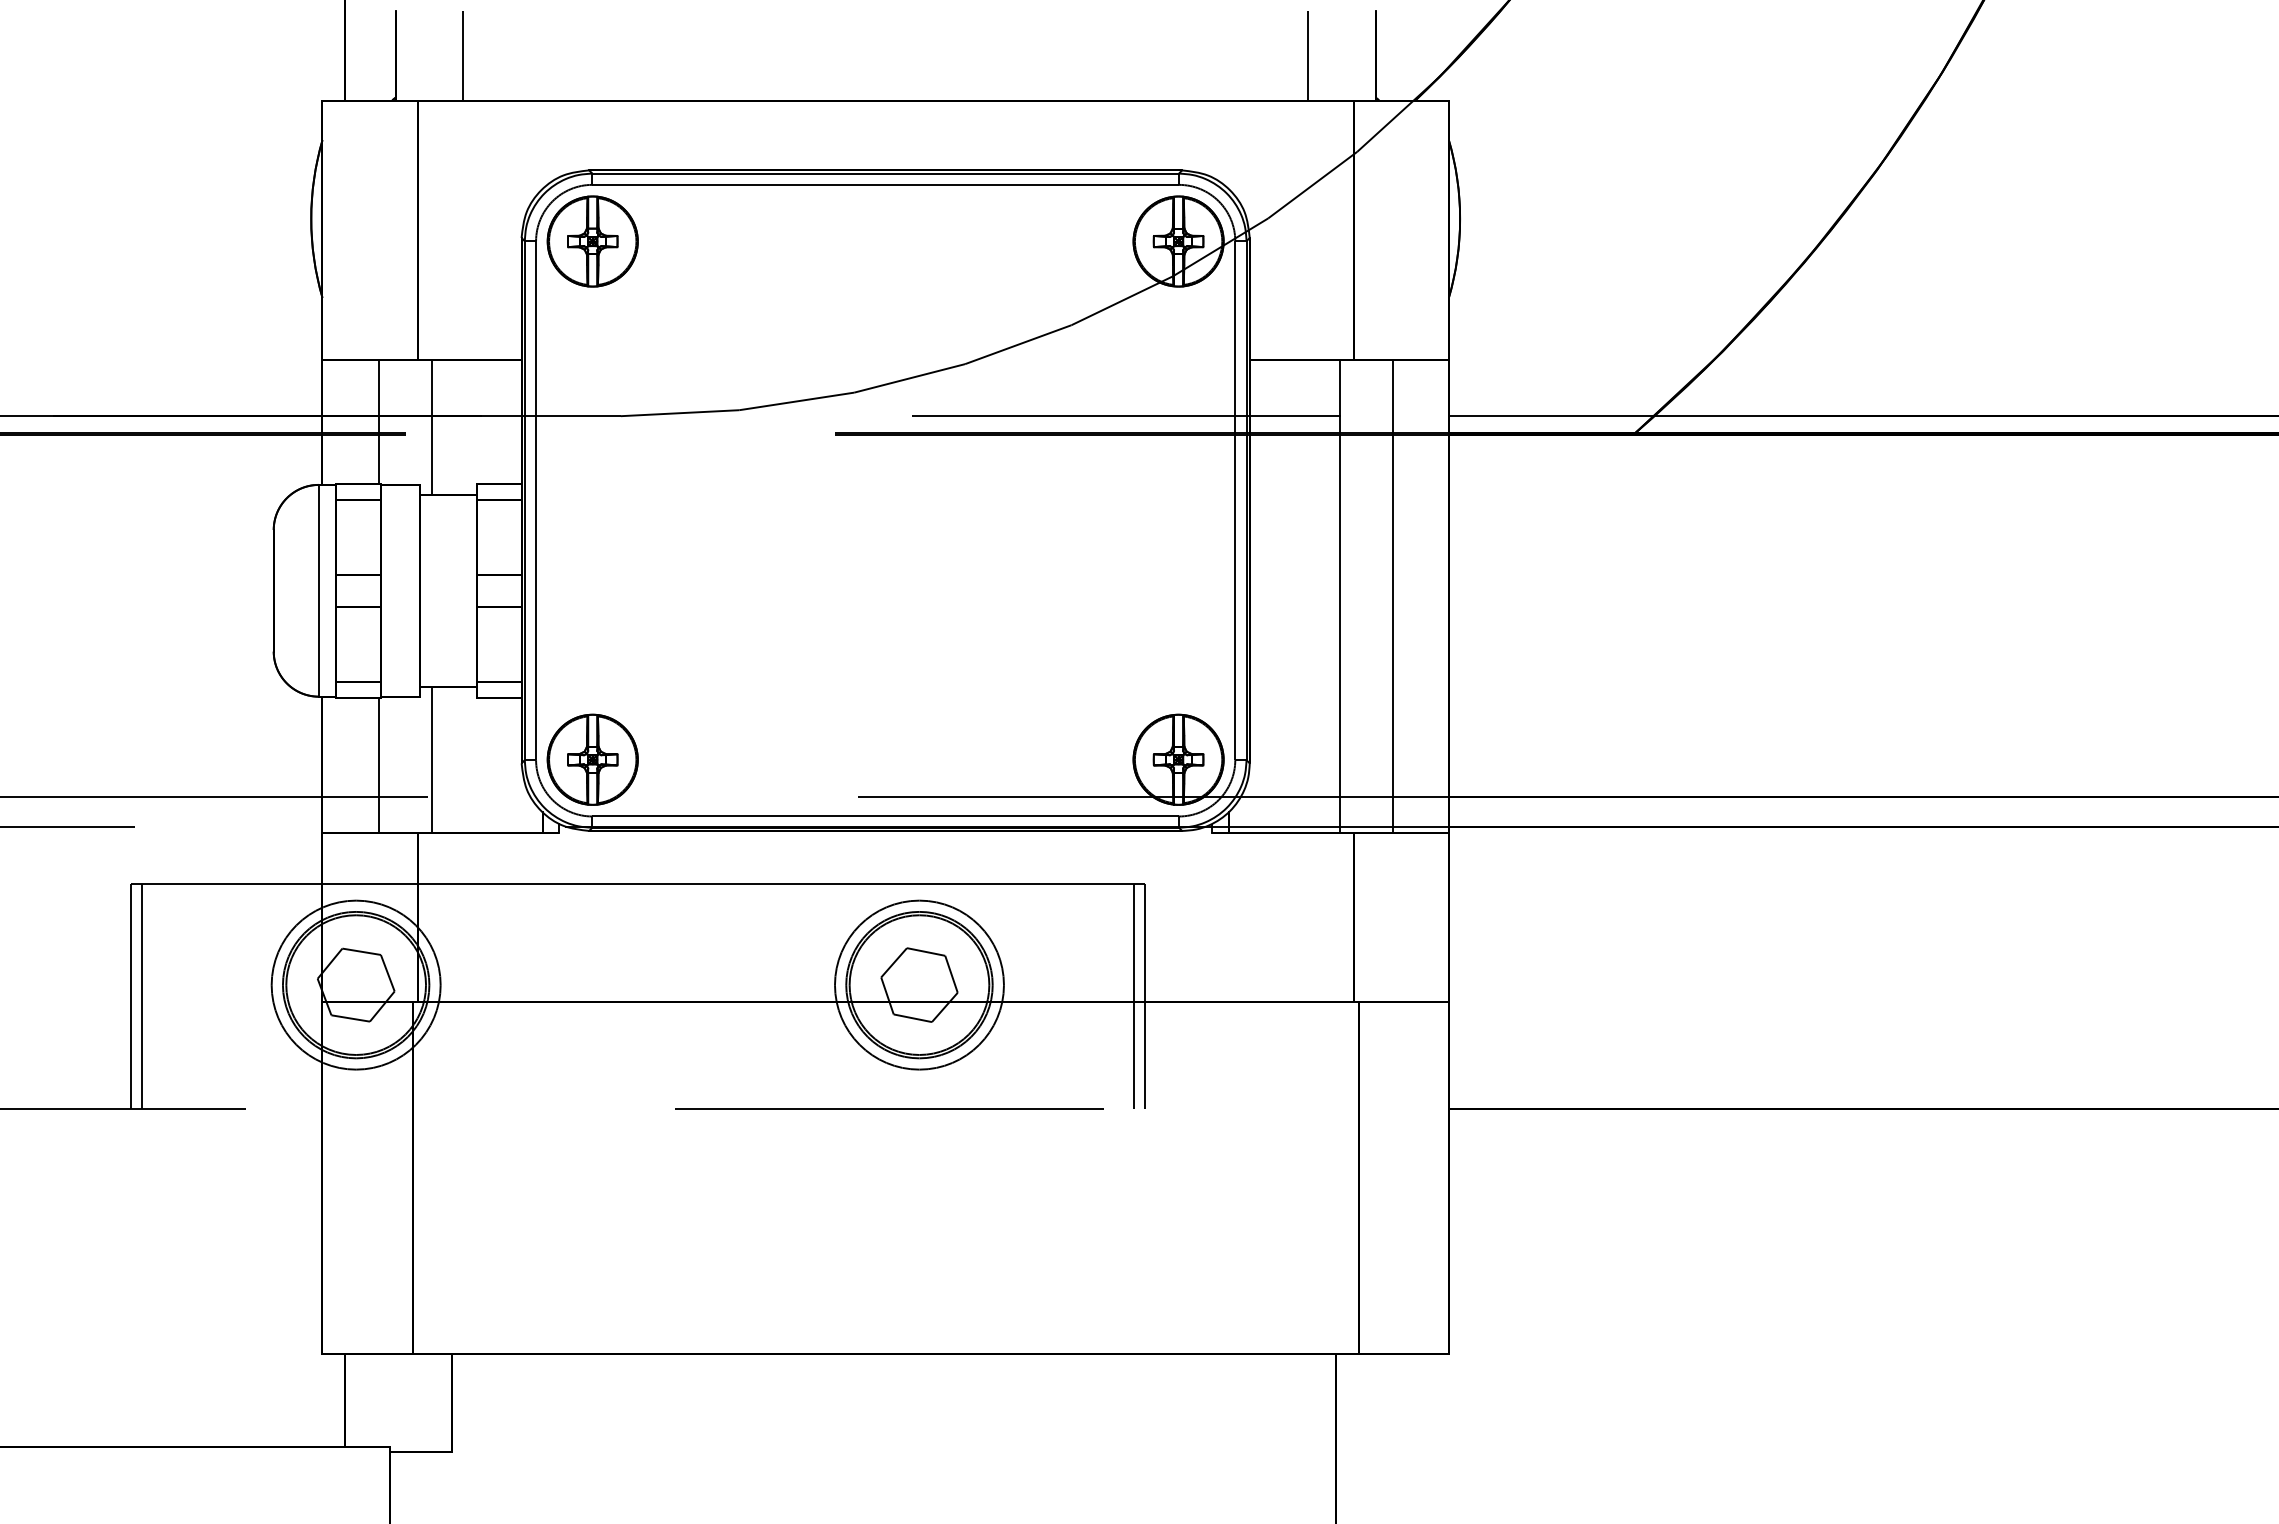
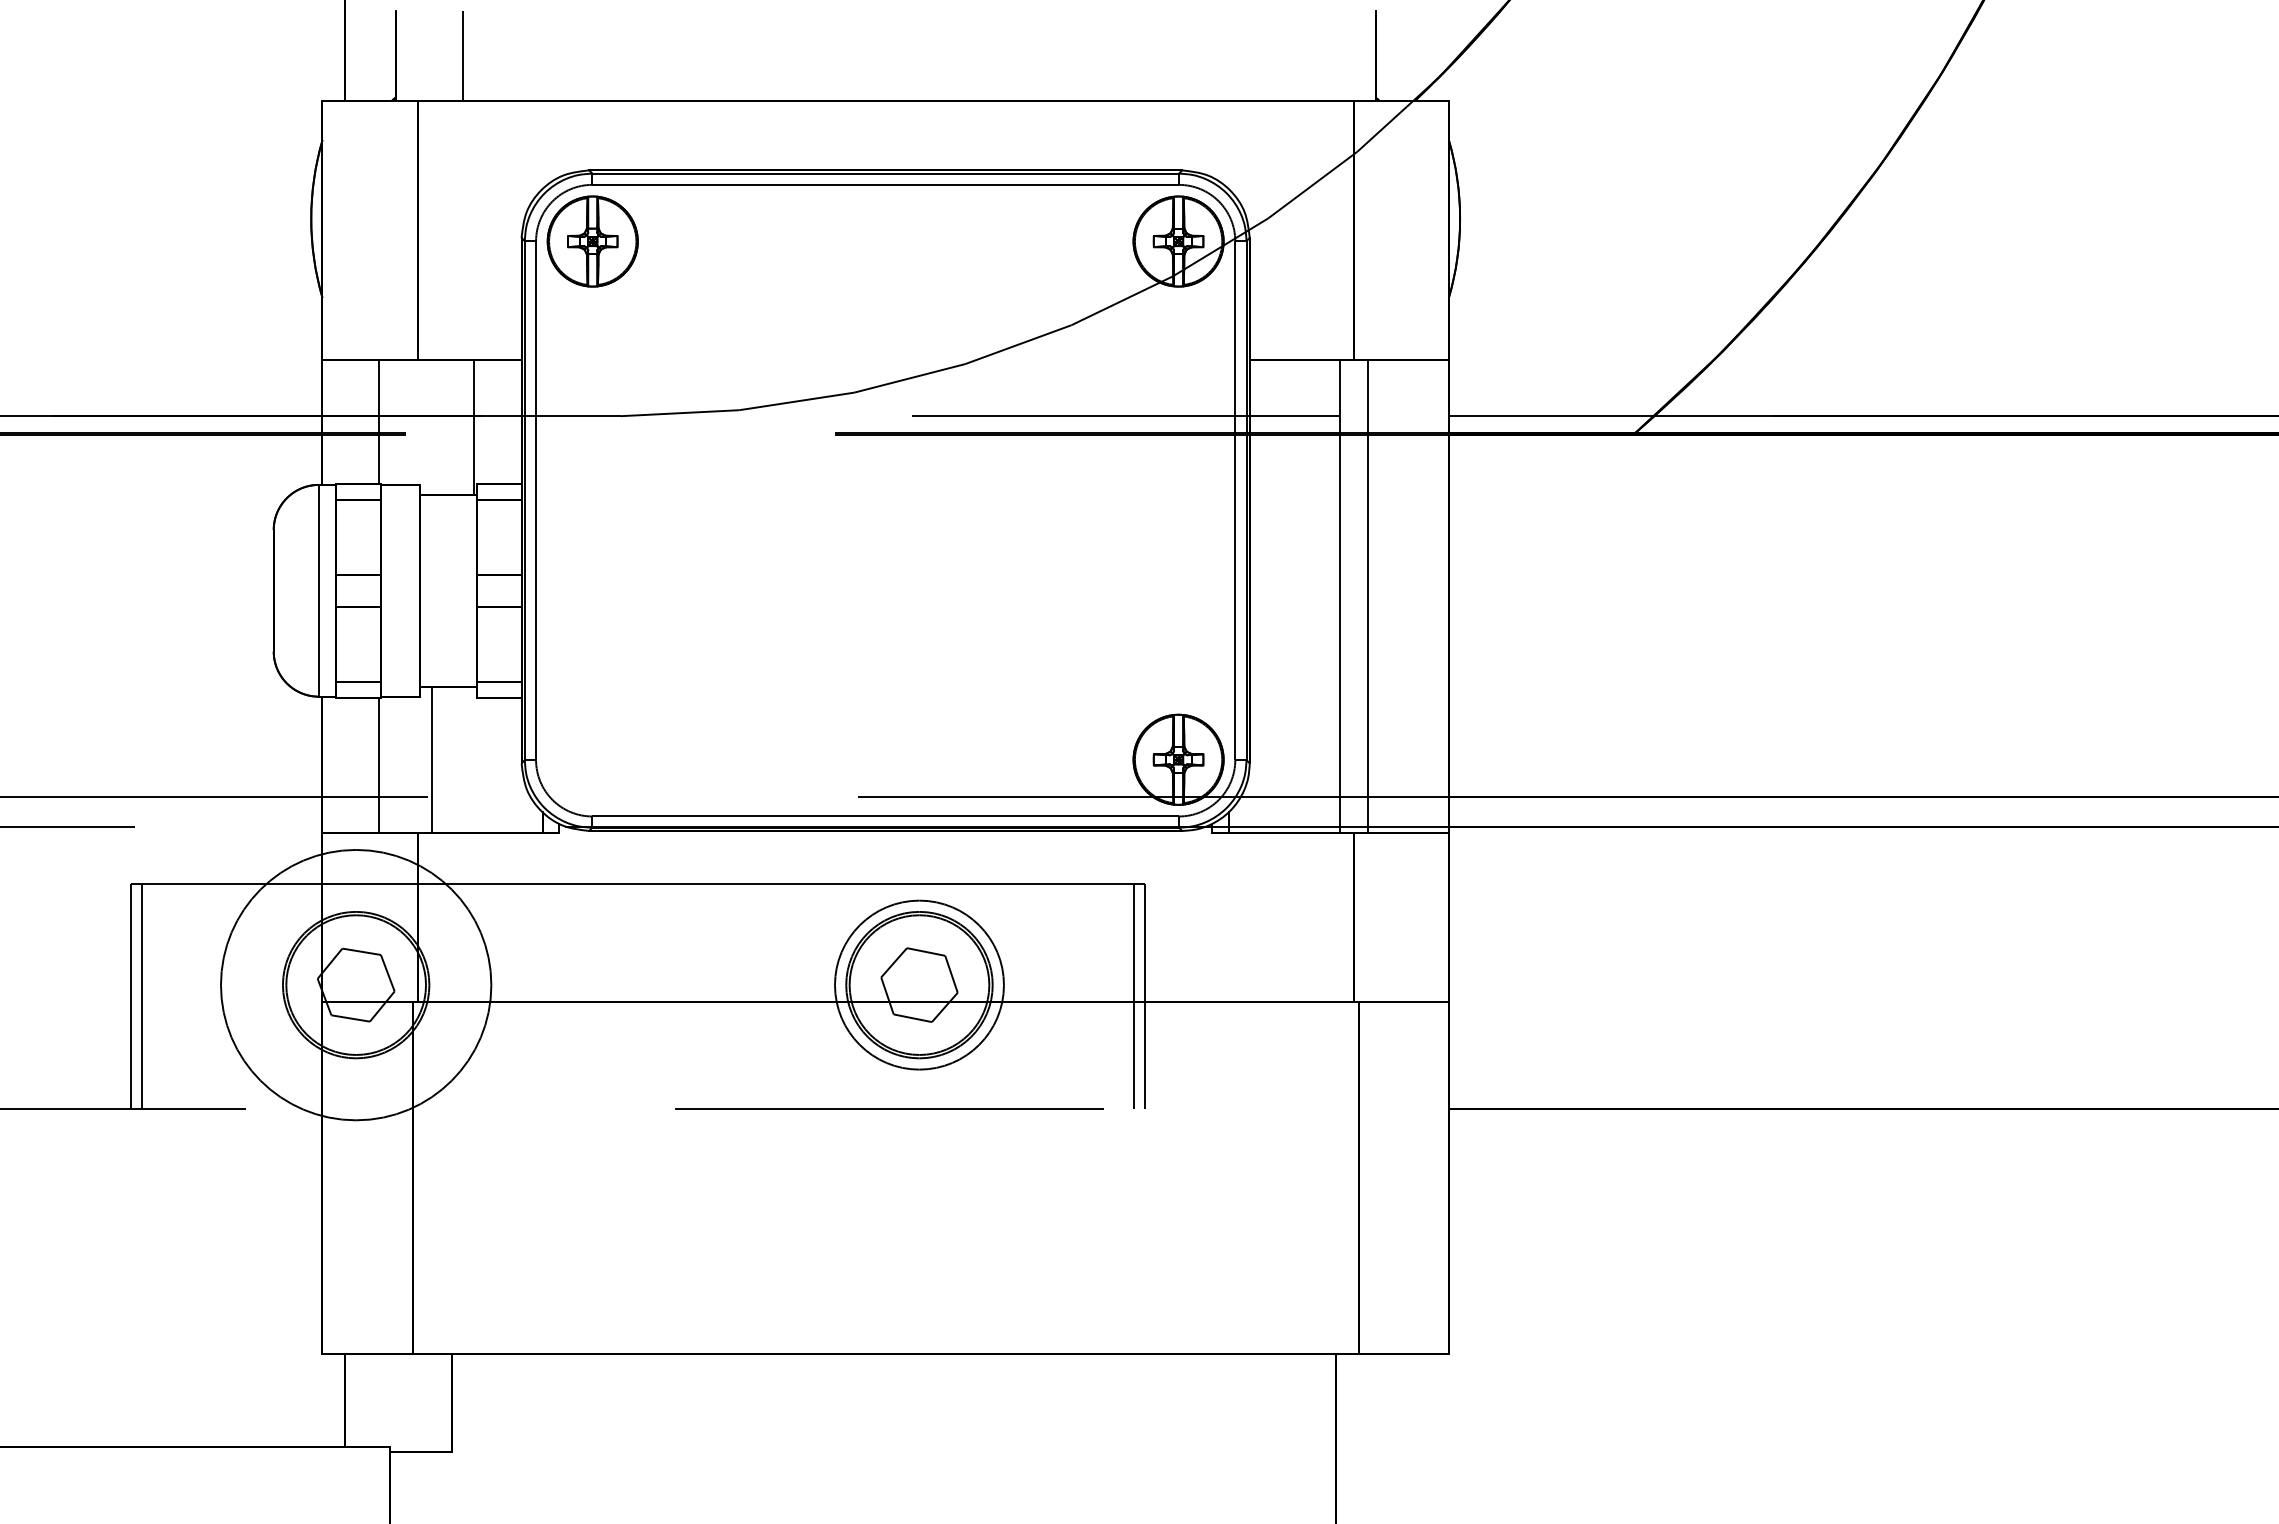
line: present -> none (1308, 55)
line position: (431, 427) -> (473, 427) (473, 427)
line position: (1392, 596) -> (1367, 596) (1367, 596)
part: present -> none (592, 759)
circle diameter: 169 px -> 270 px (355, 984)
